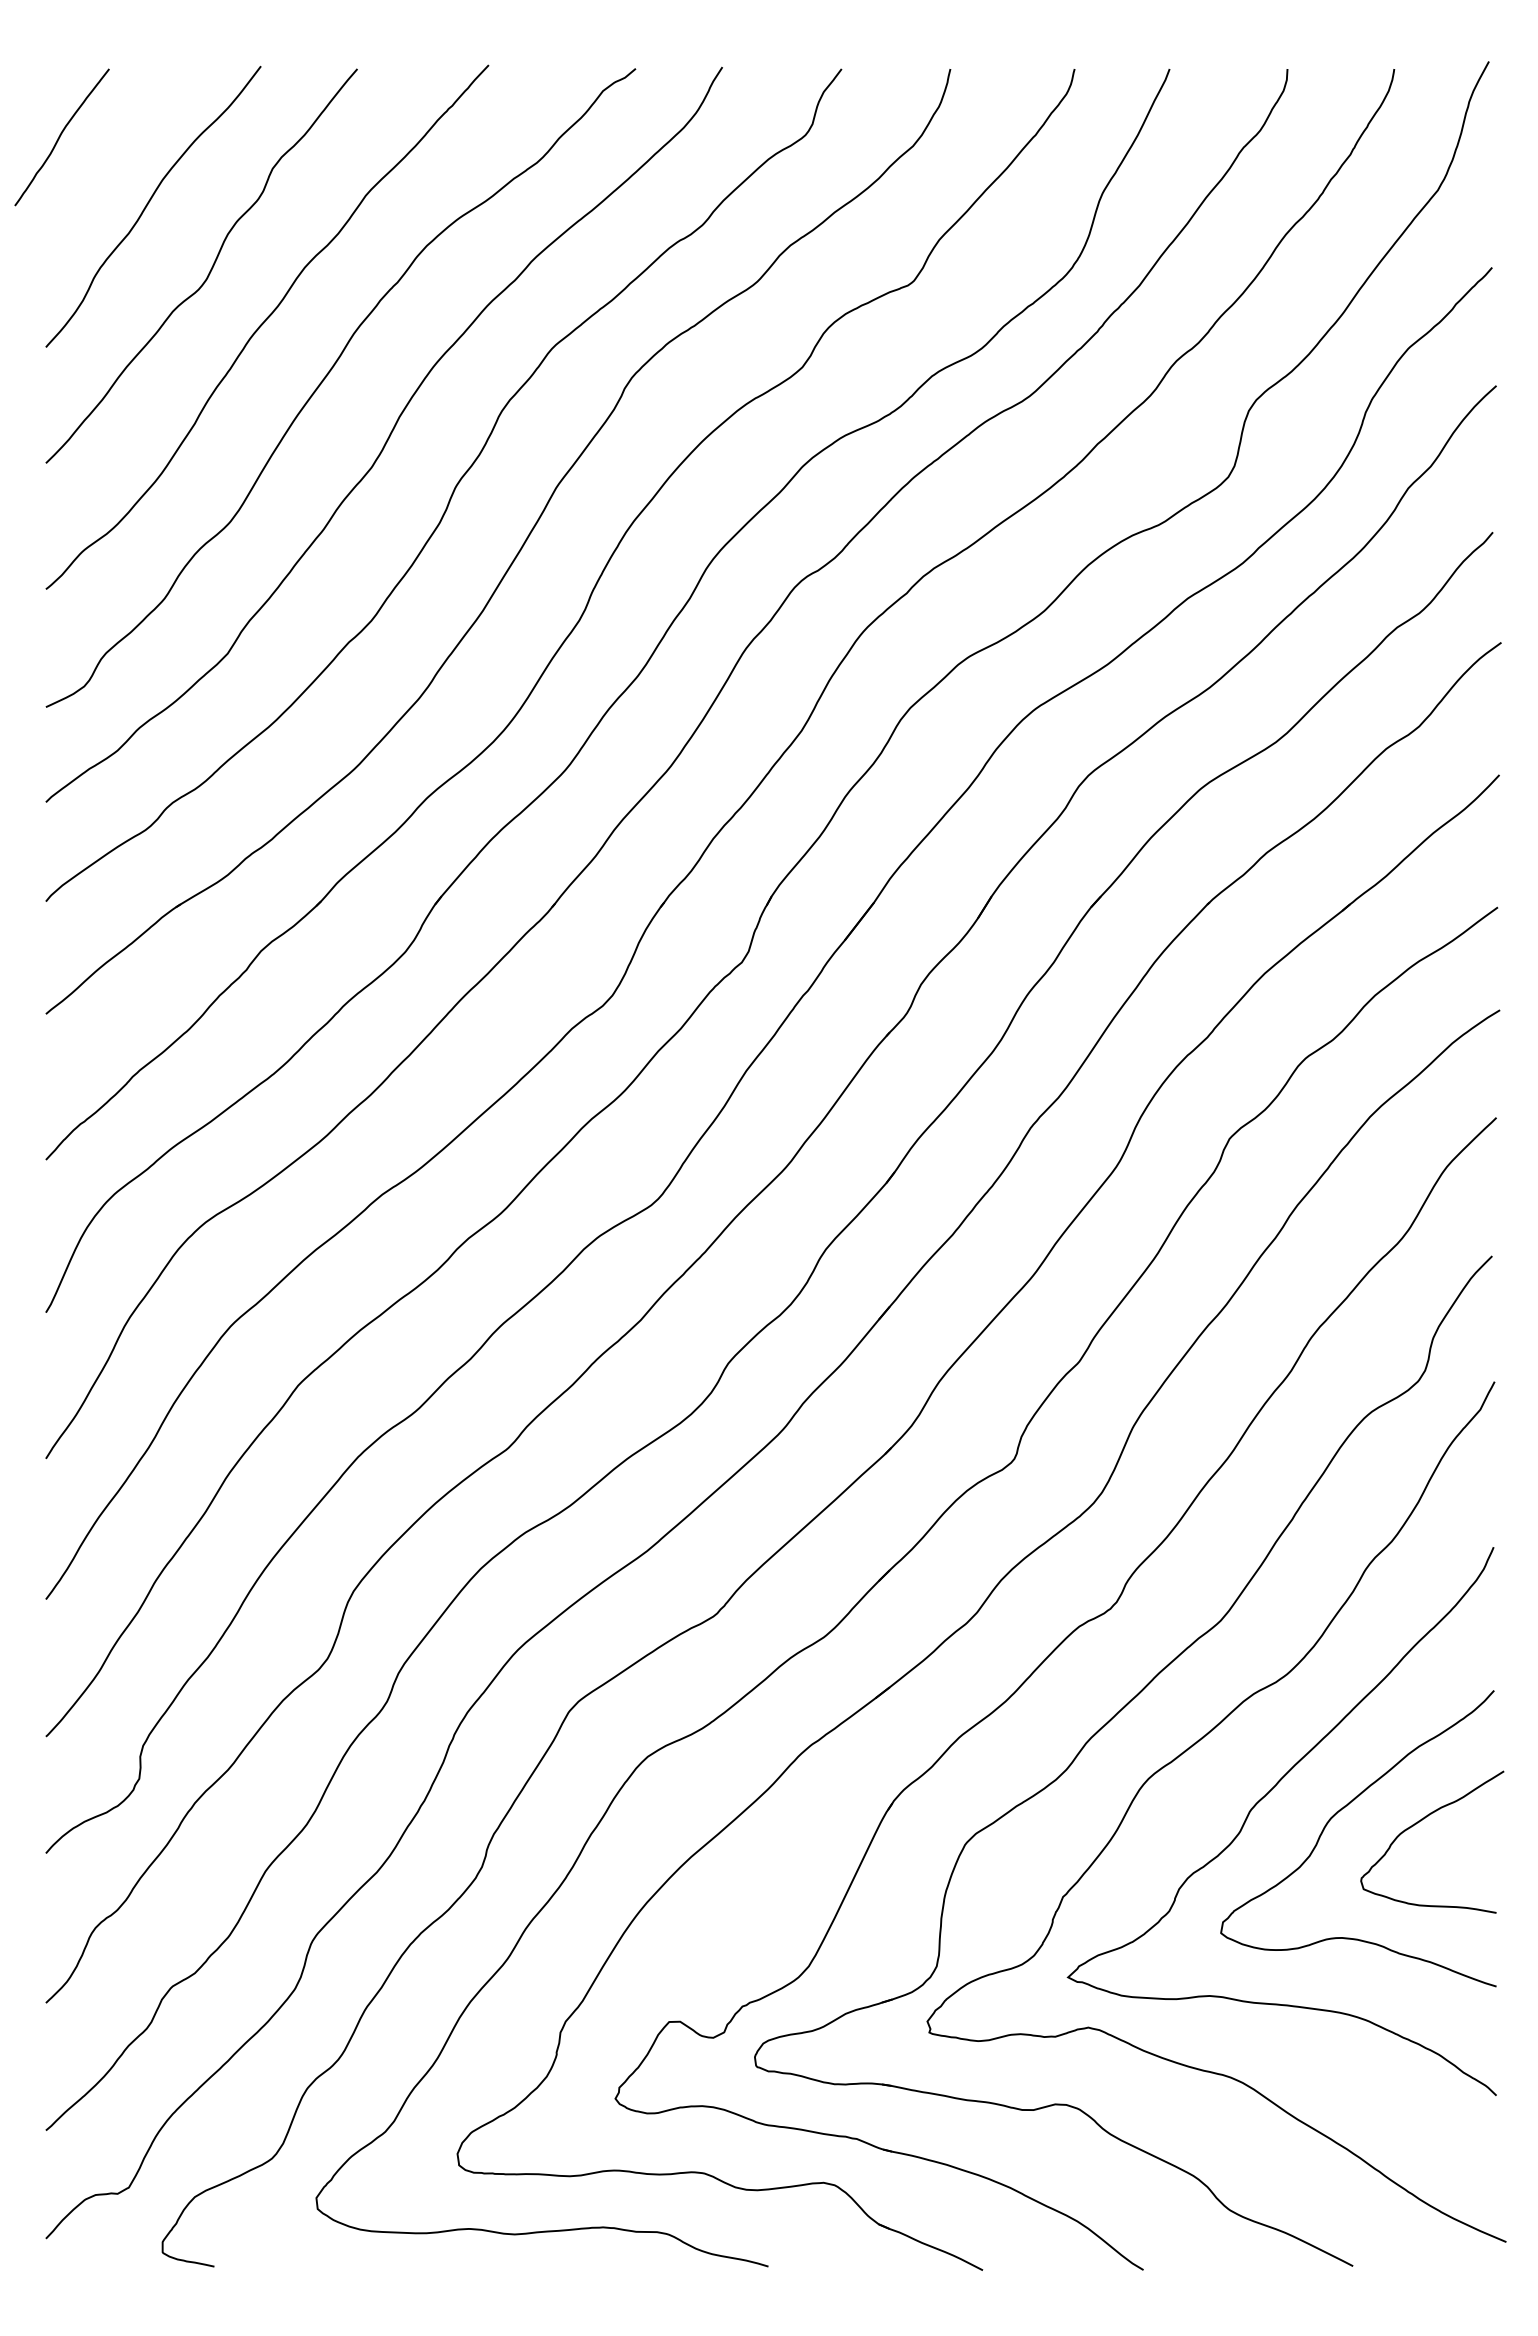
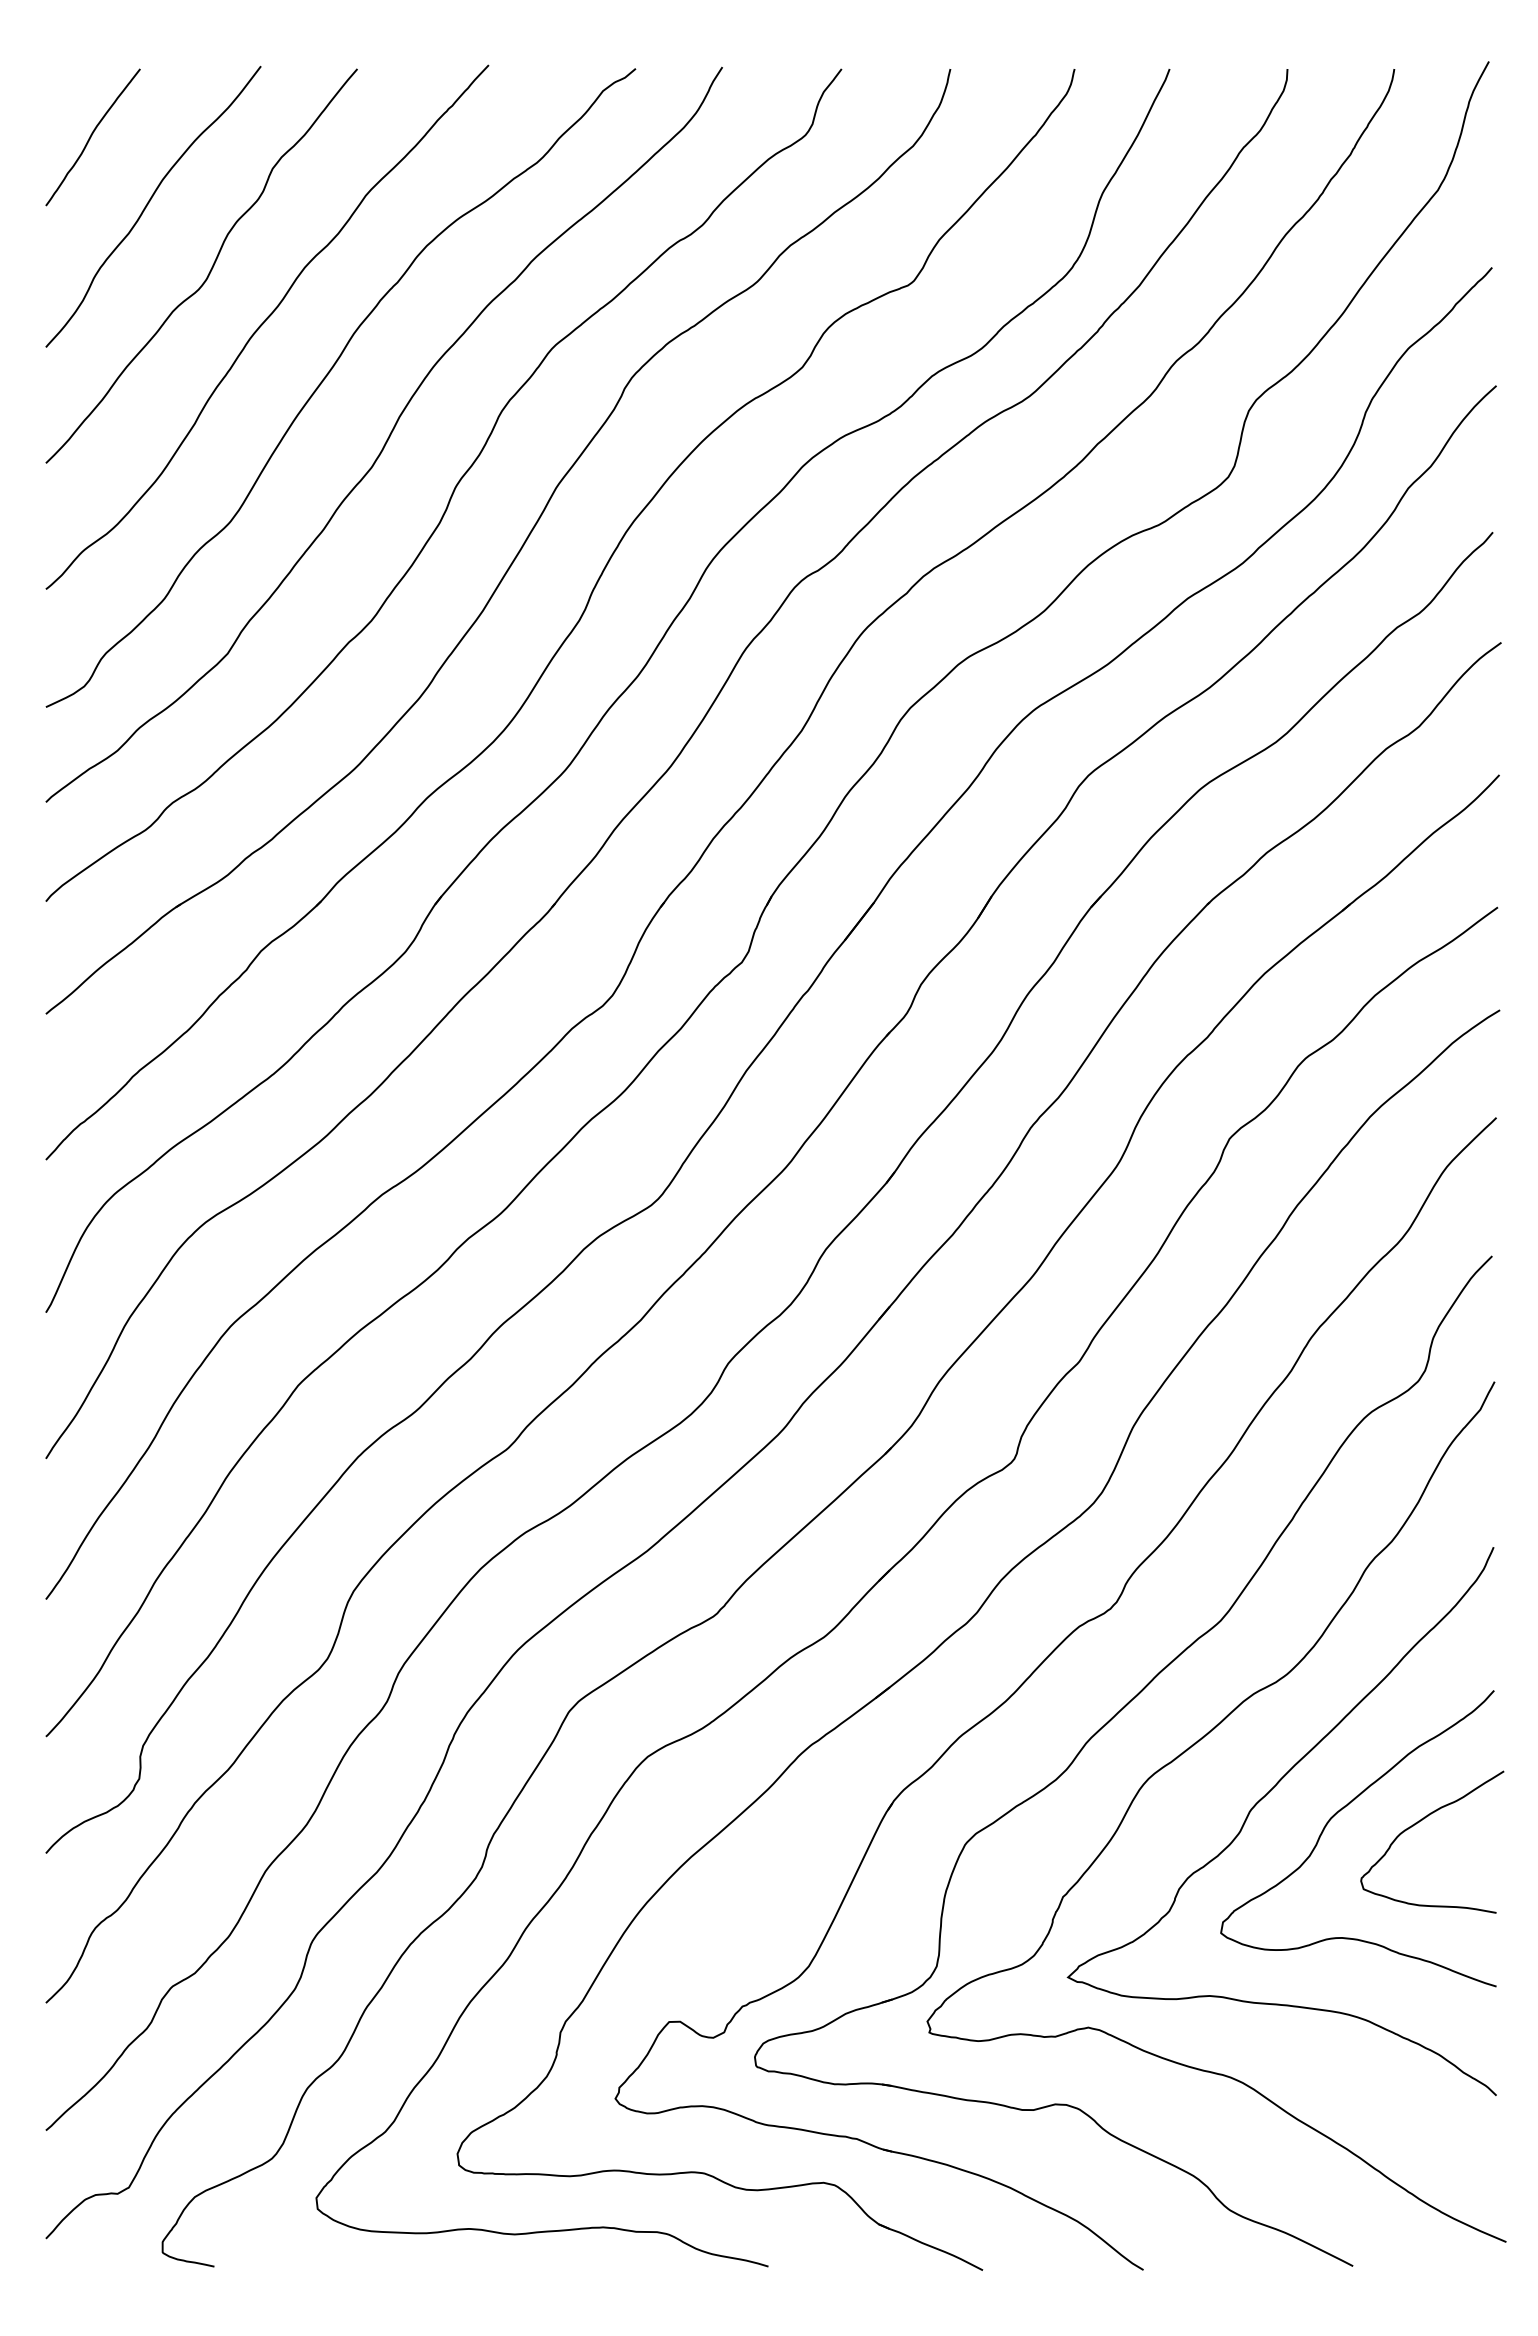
curve position: (60, 137) -> (91, 137) (91, 137)
